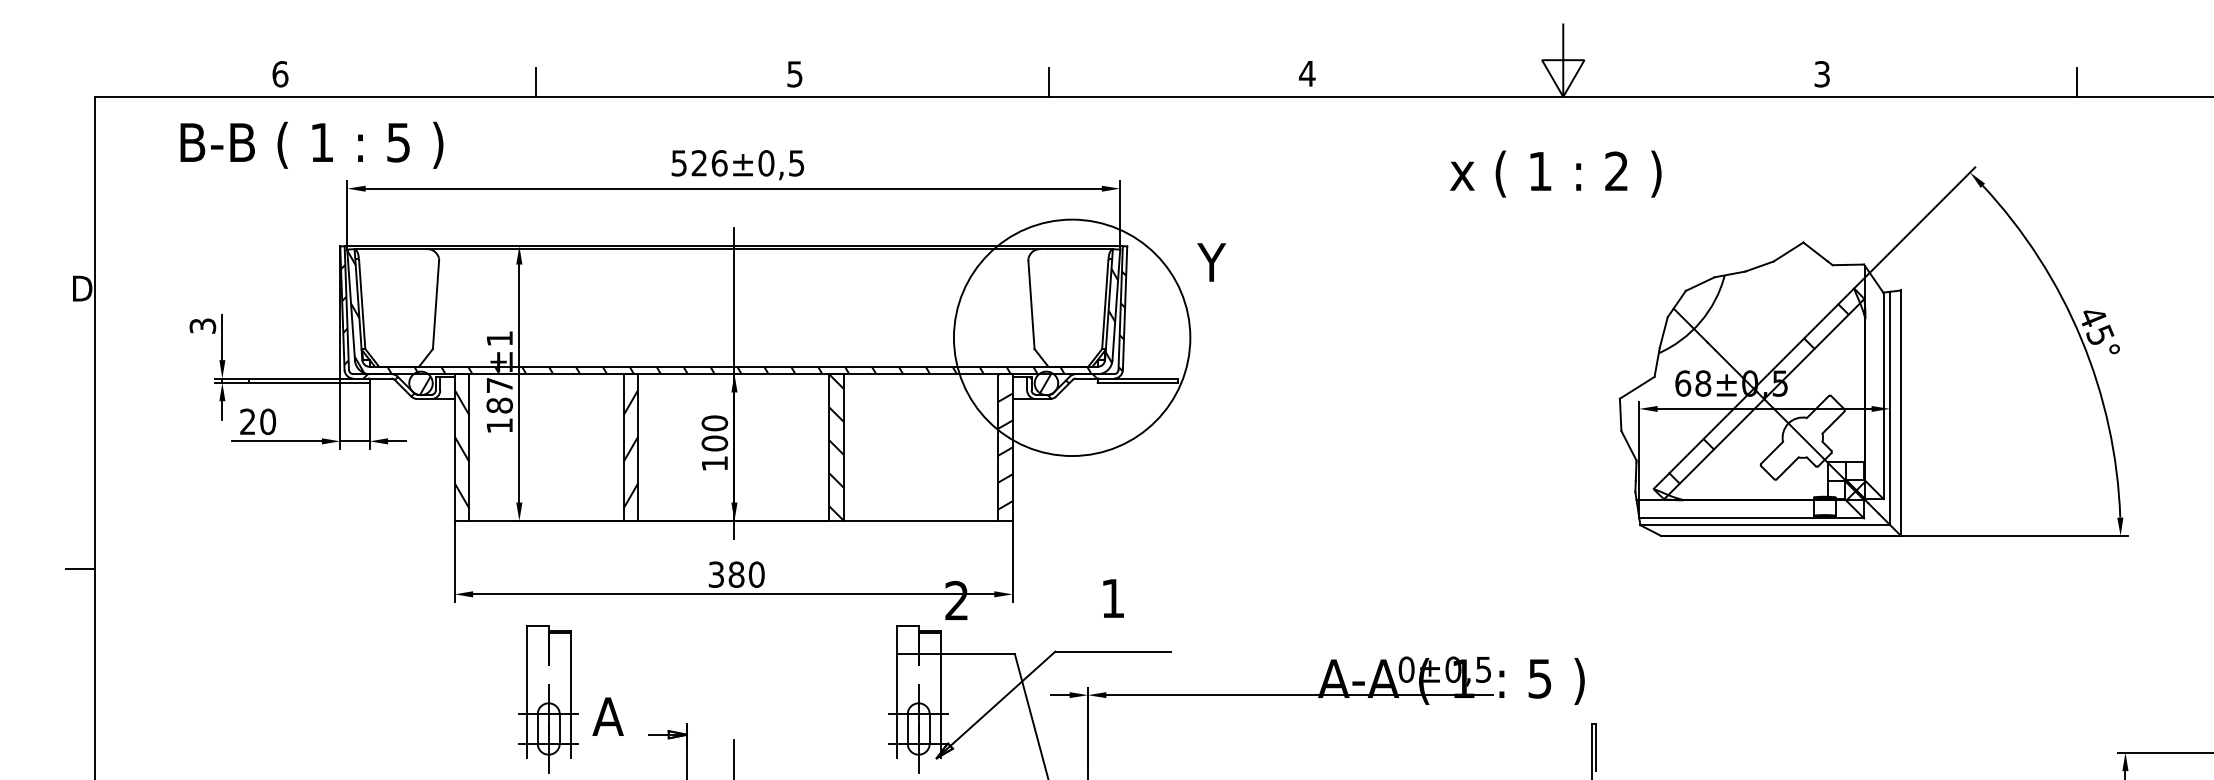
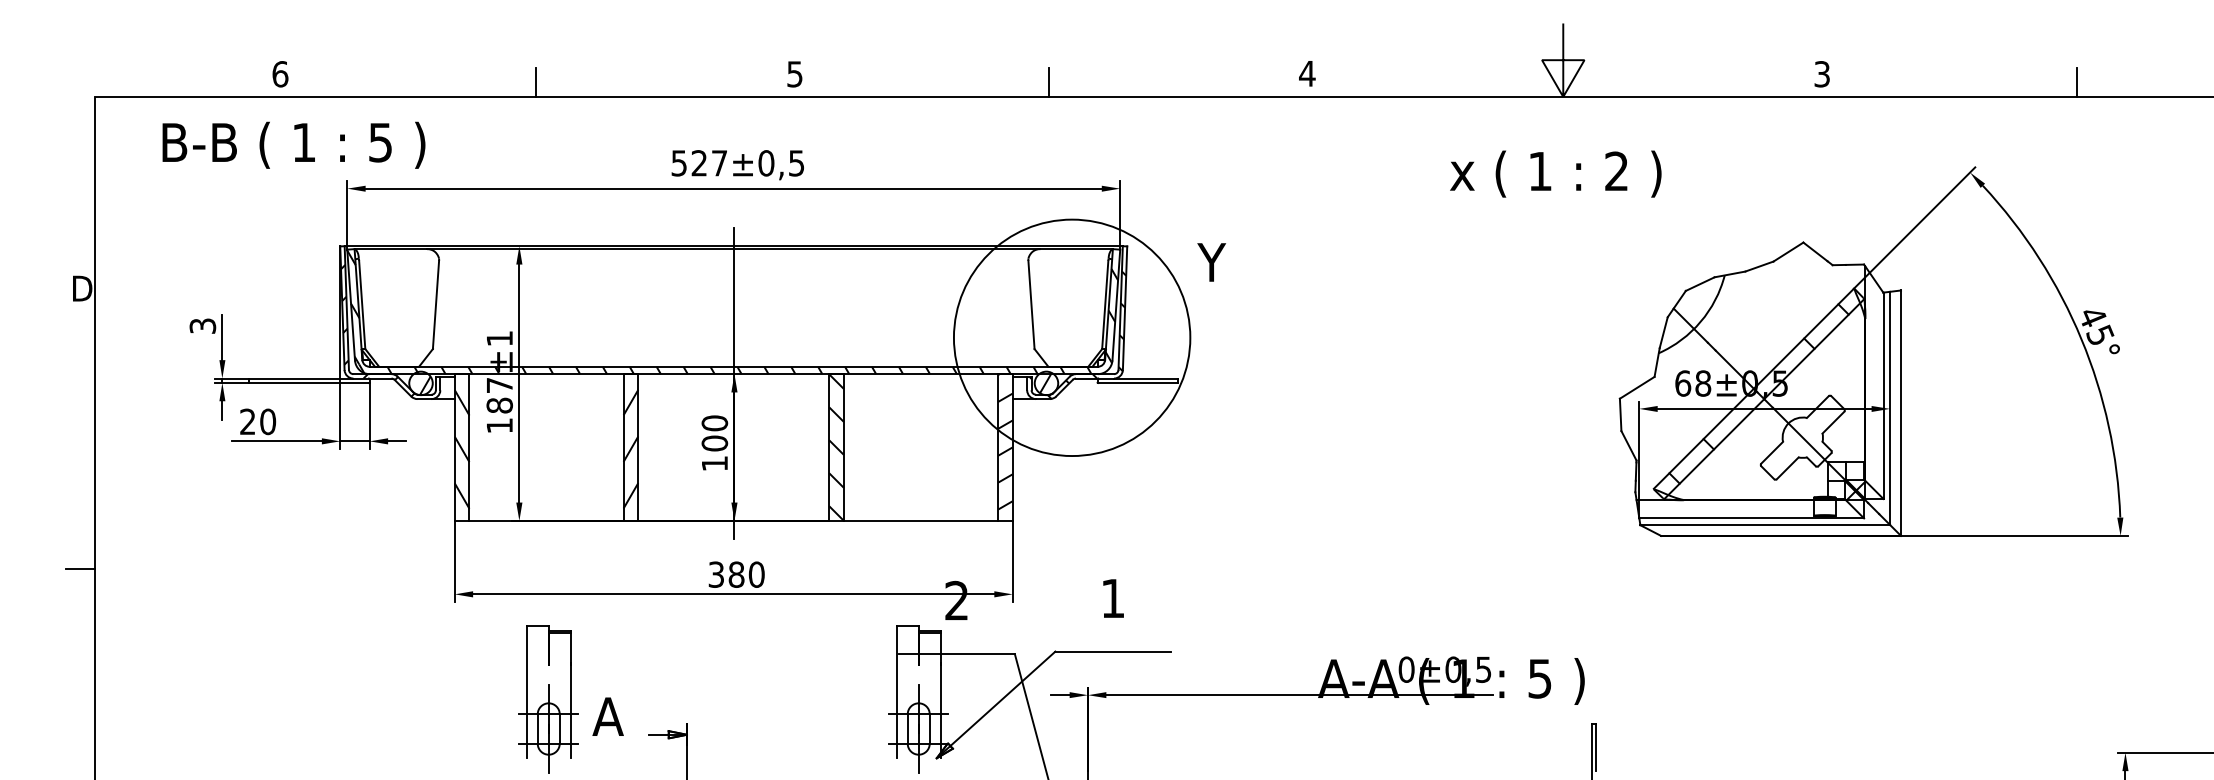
text position: (311, 144) -> (293, 144) (293, 144)
text: 526 -> 527 (719, 163)
line: present -> none (733, 757)
